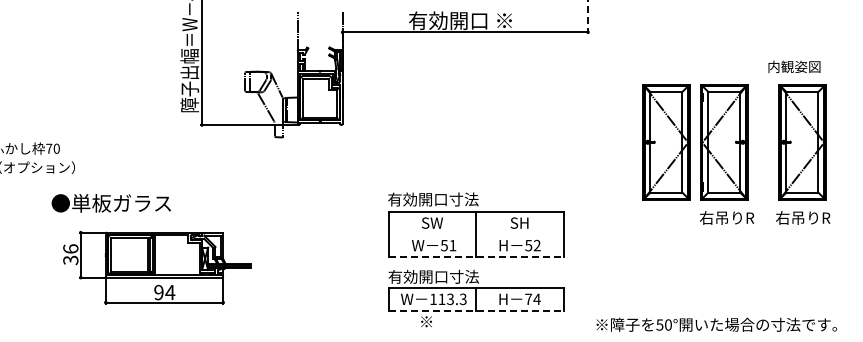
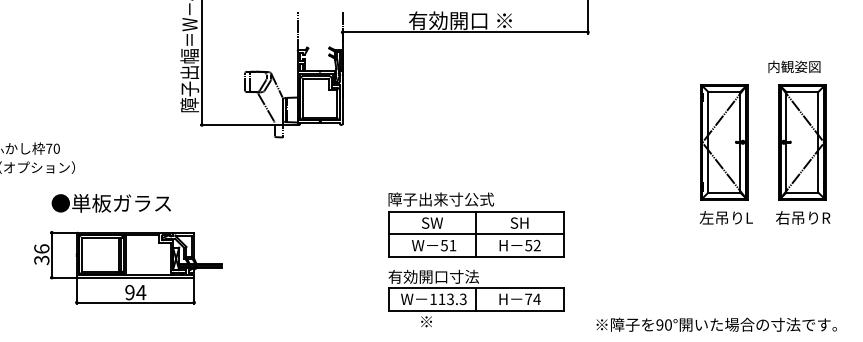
line: dashed -> solid (588, 17)
part: present -> none (666, 142)
text: 有効開口寸法 -> 障子出来寸公式 (441, 199)
text: 右吊りR -> 左吊りL (726, 217)
line: none -> present (475, 234)
line: dashed -> solid (476, 256)
part position: (157, 267) -> (128, 267) (128, 267)
line: dashed -> solid (476, 310)
text: 50° -> 90° (659, 324)
